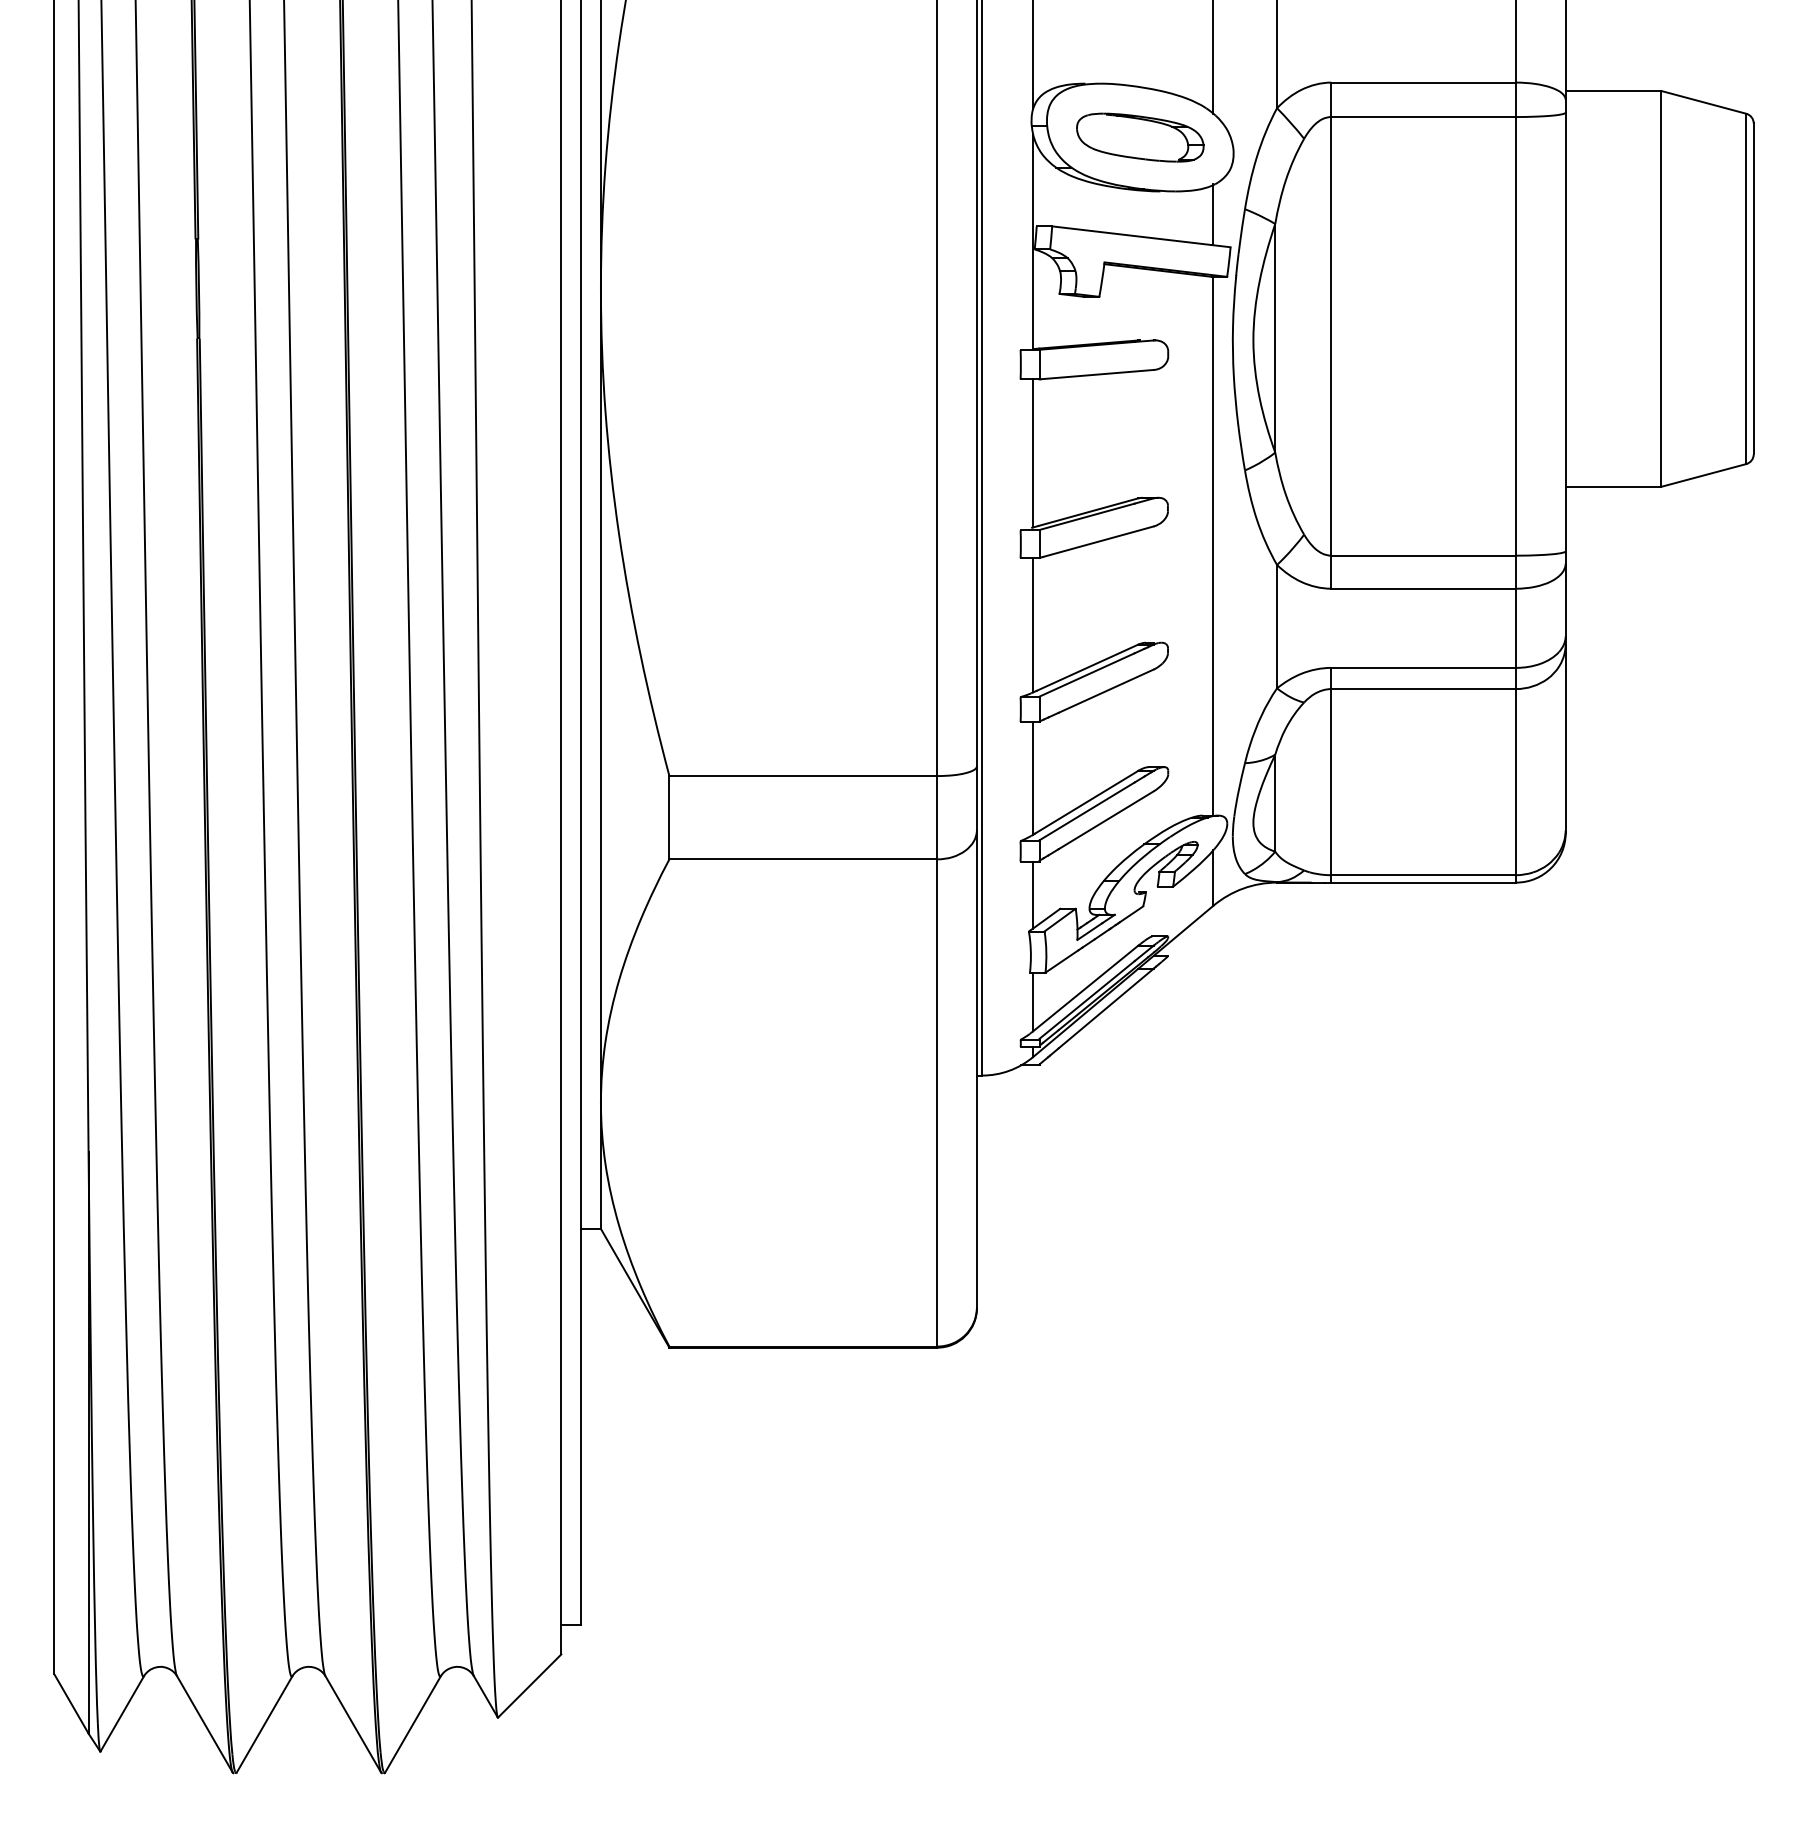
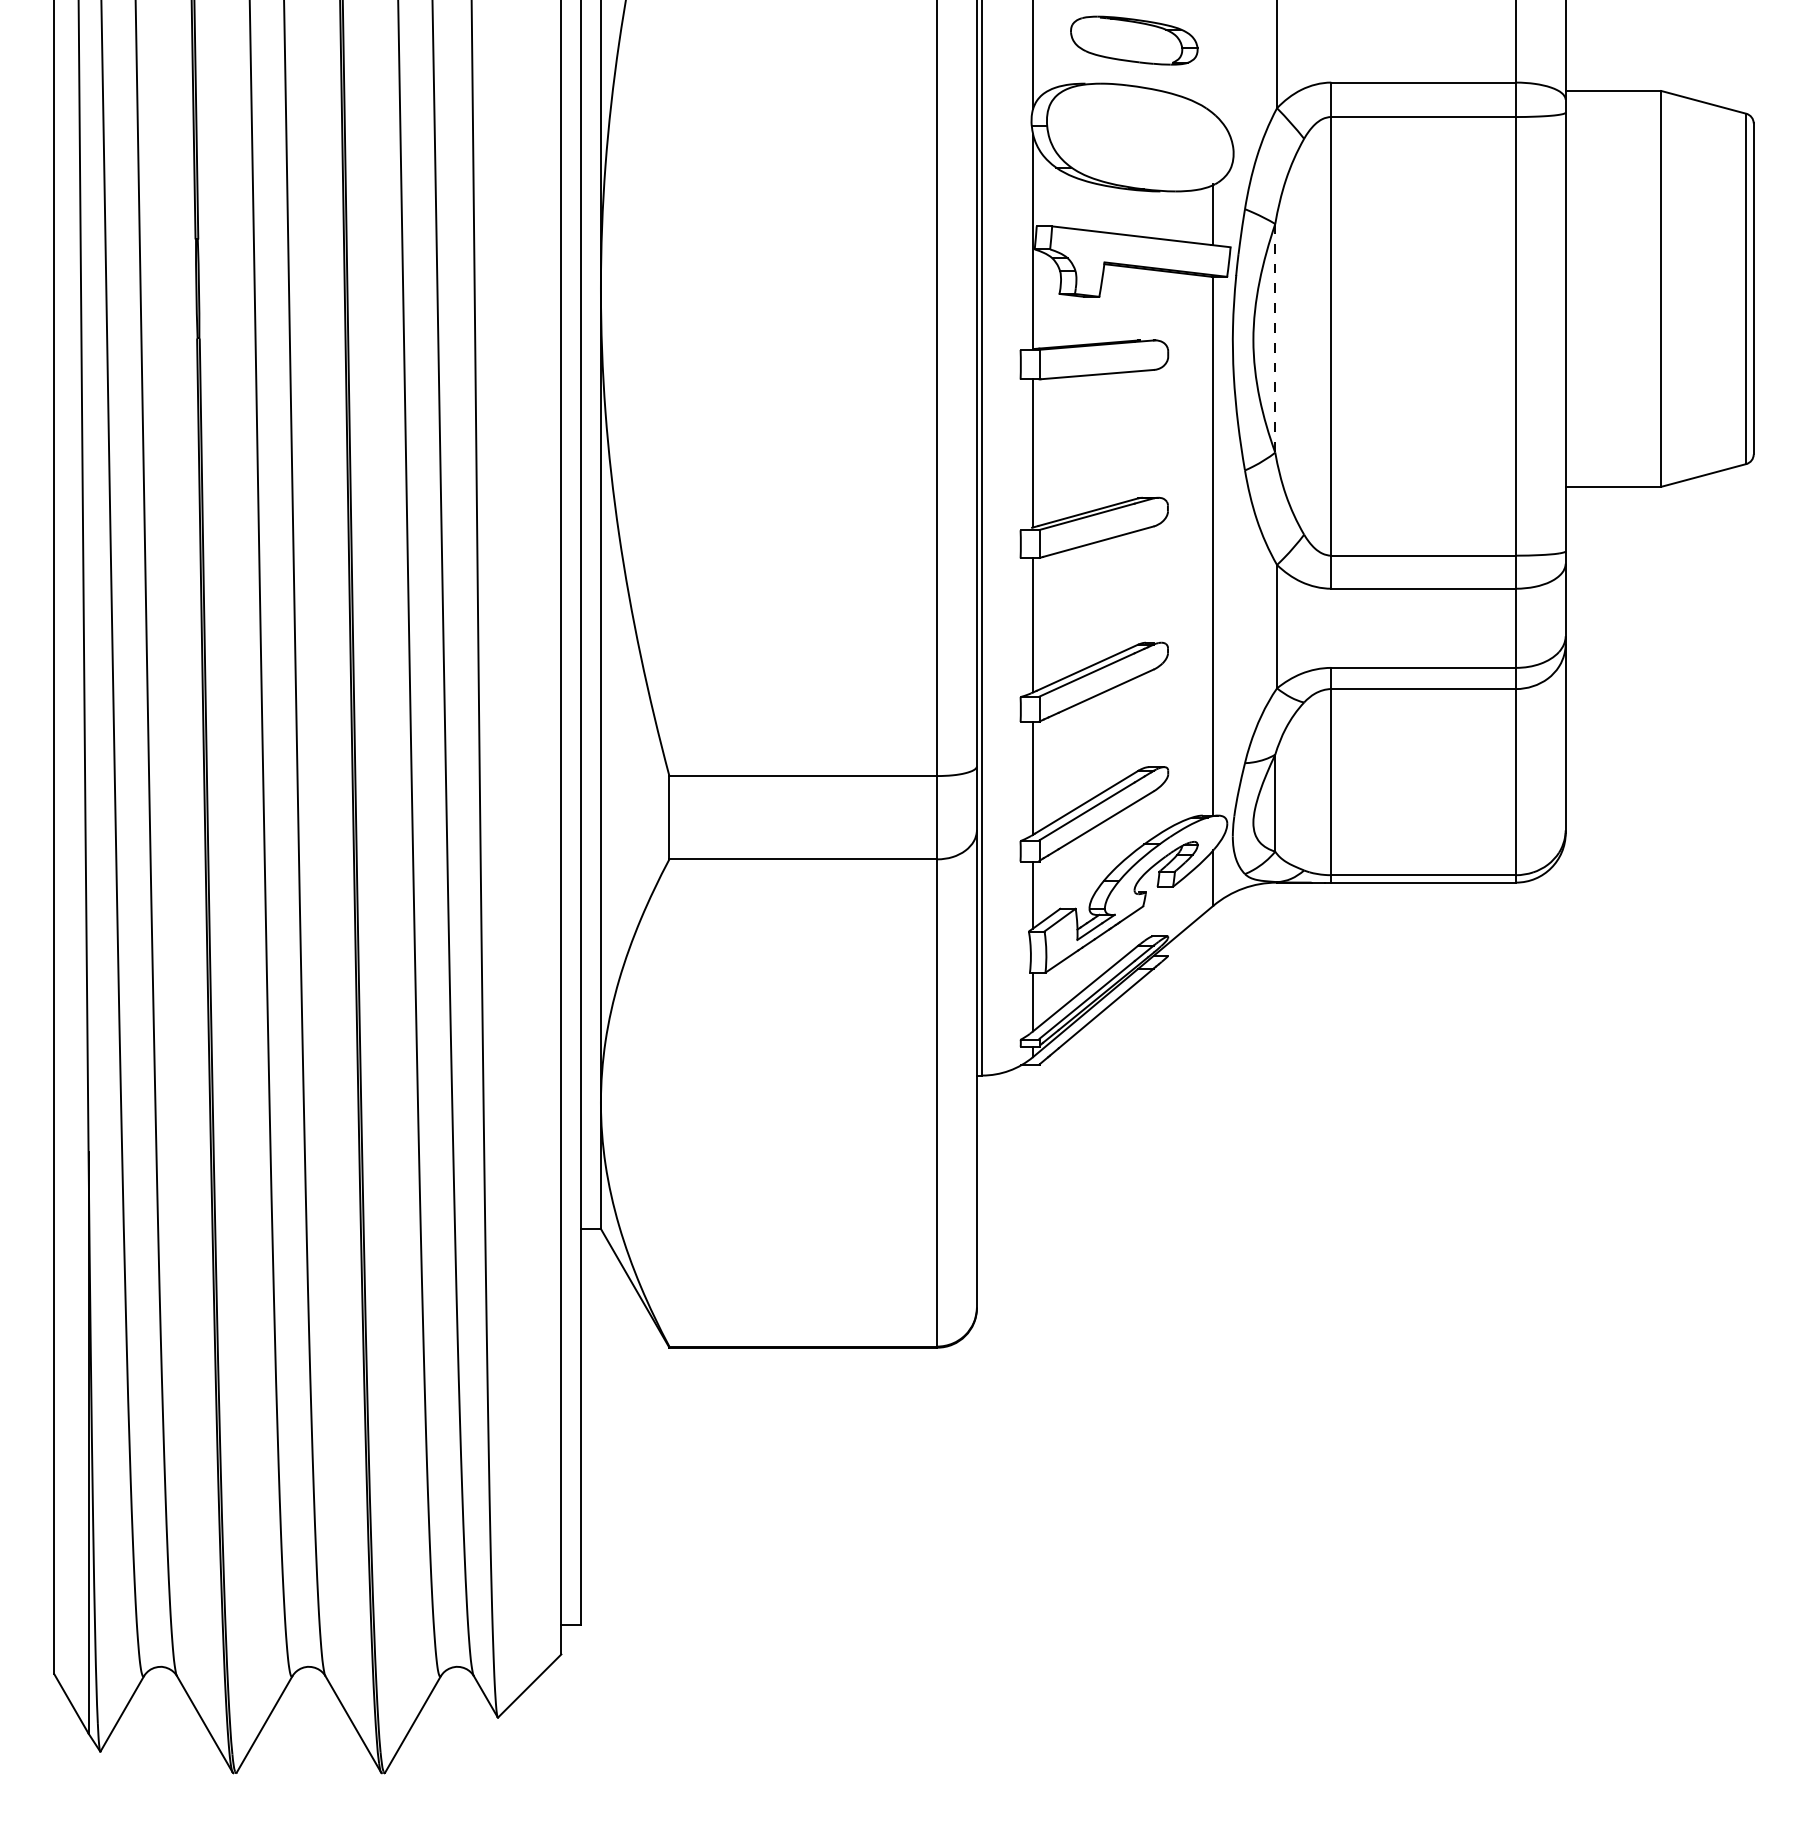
line: present -> none (1213, 57)
part position: (1140, 137) -> (1134, 40) (1134, 40)
line: solid -> dashed (1275, 338)
